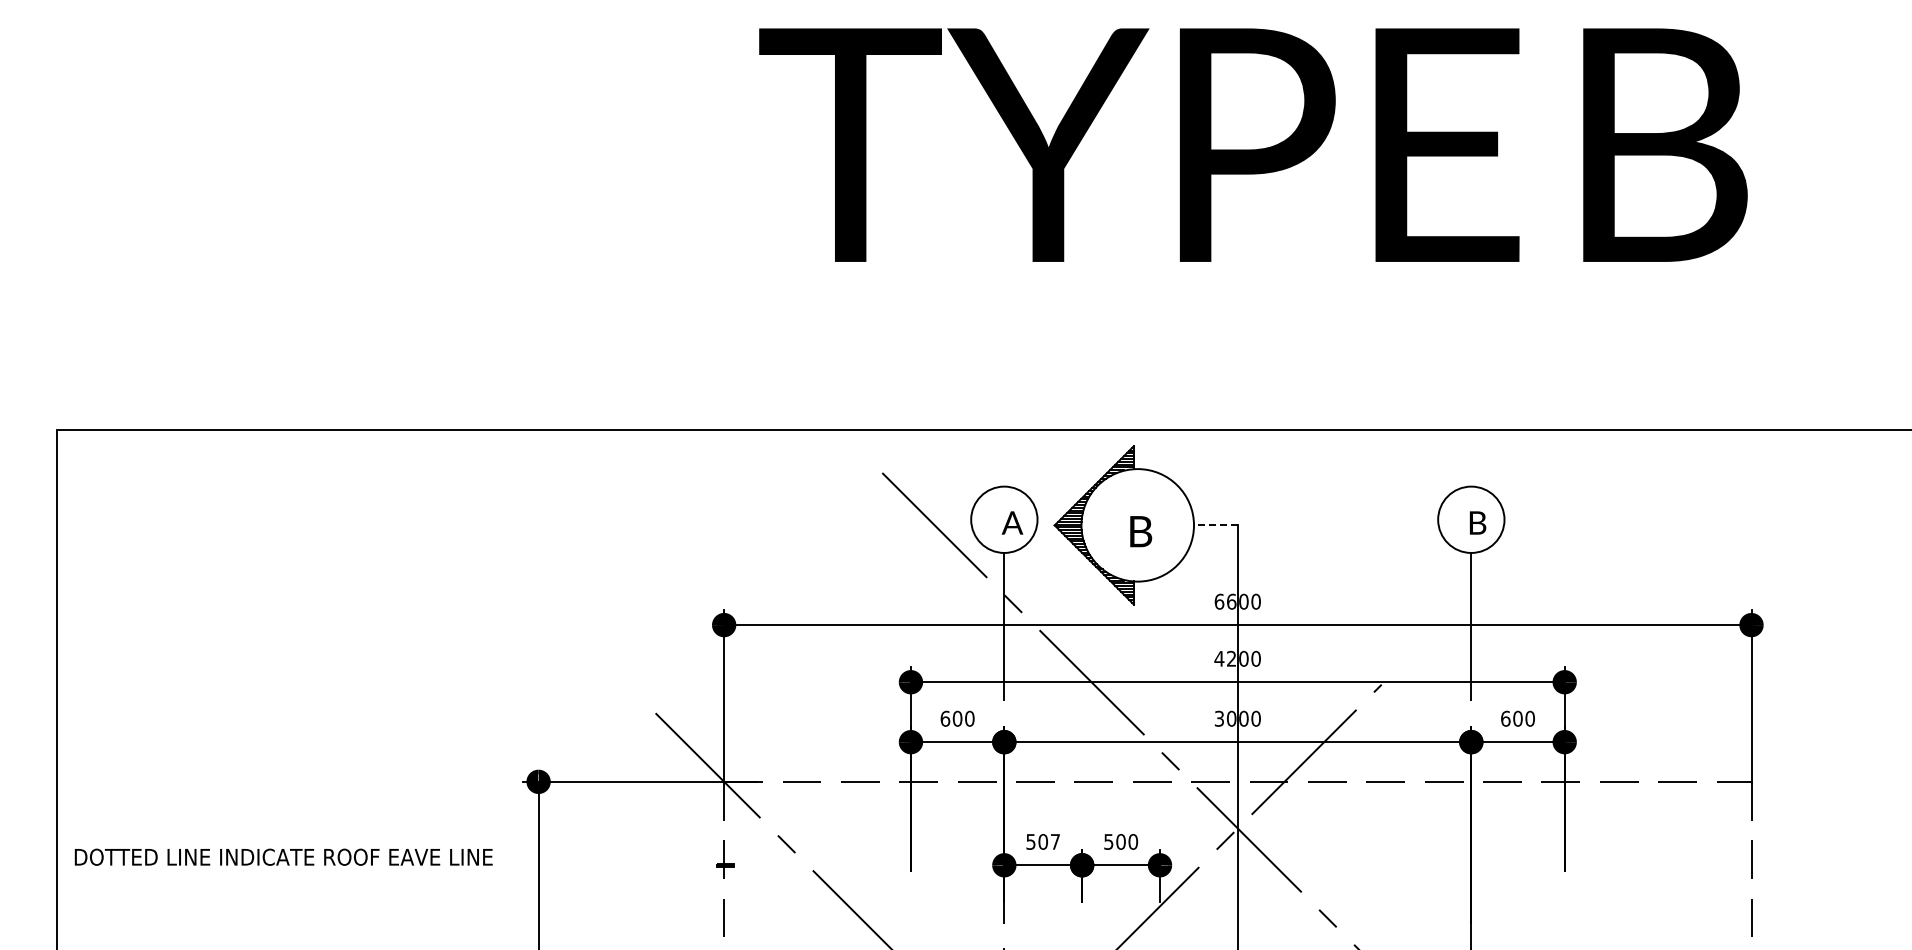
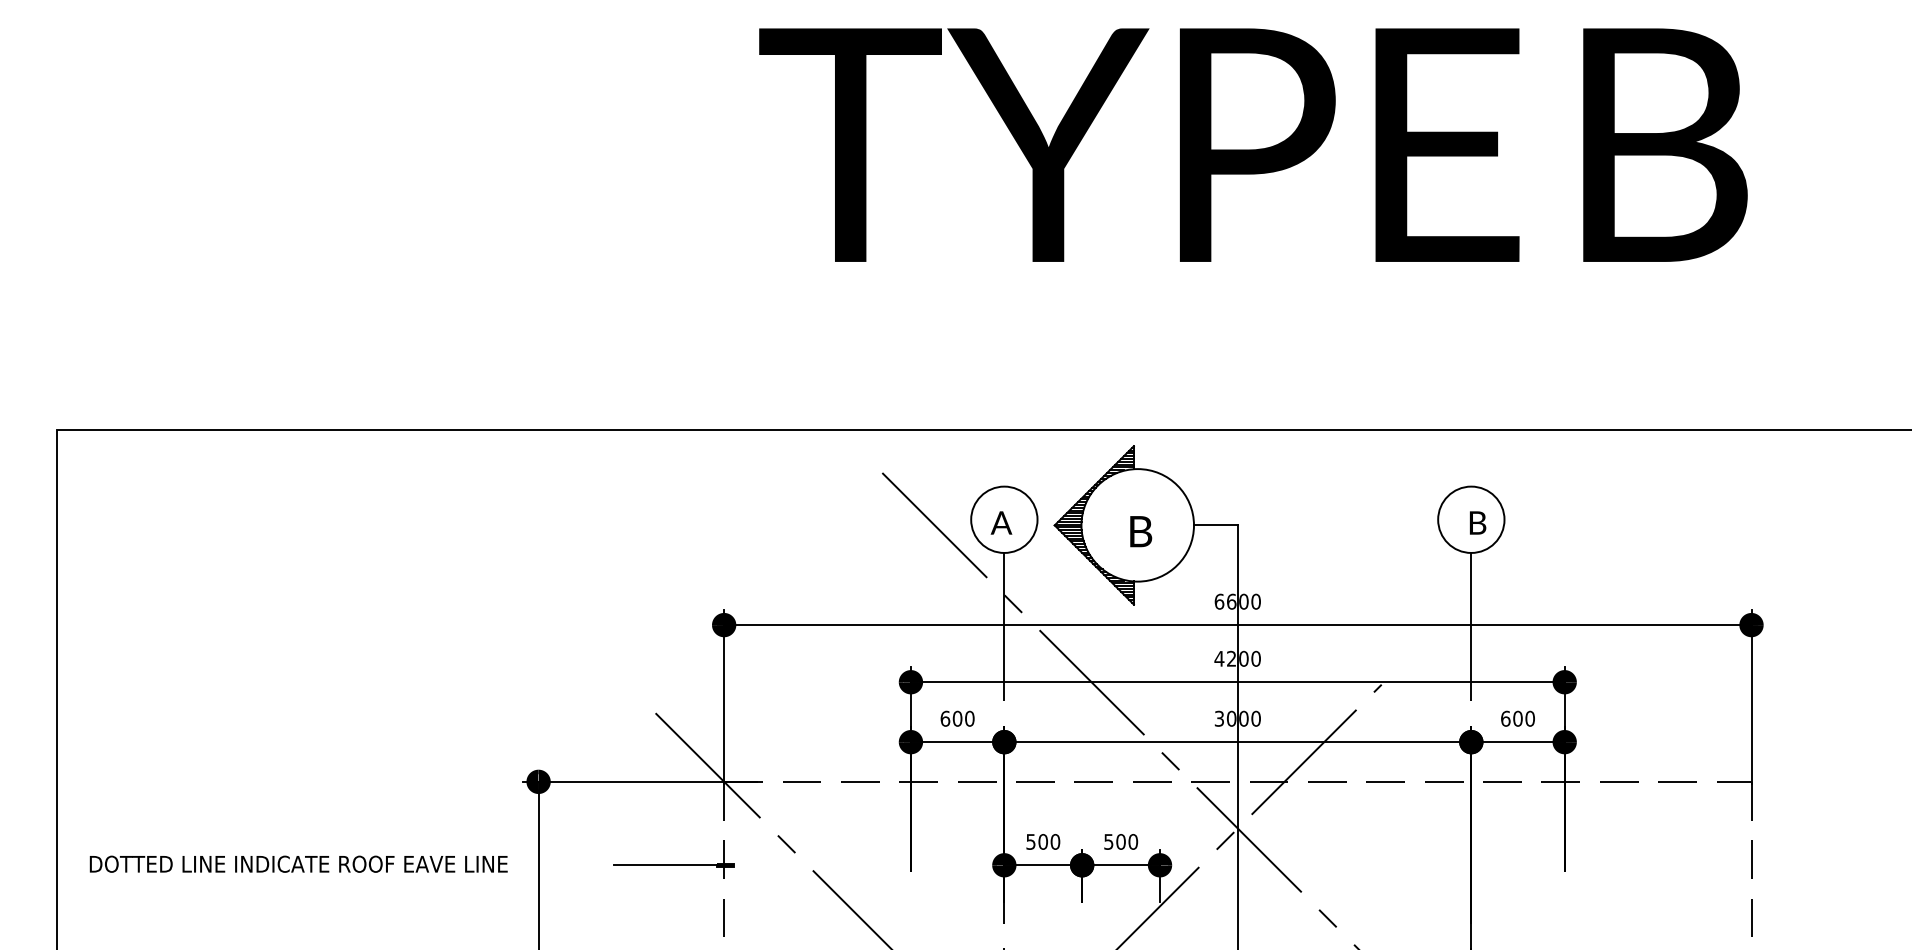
text position: (1012, 522) -> (1001, 522) (1001, 522)
line: dashed -> solid (1215, 525)
text: 507 -> 500 (1055, 841)
text position: (283, 856) -> (298, 863) (298, 863)
line: none -> present (668, 865)
